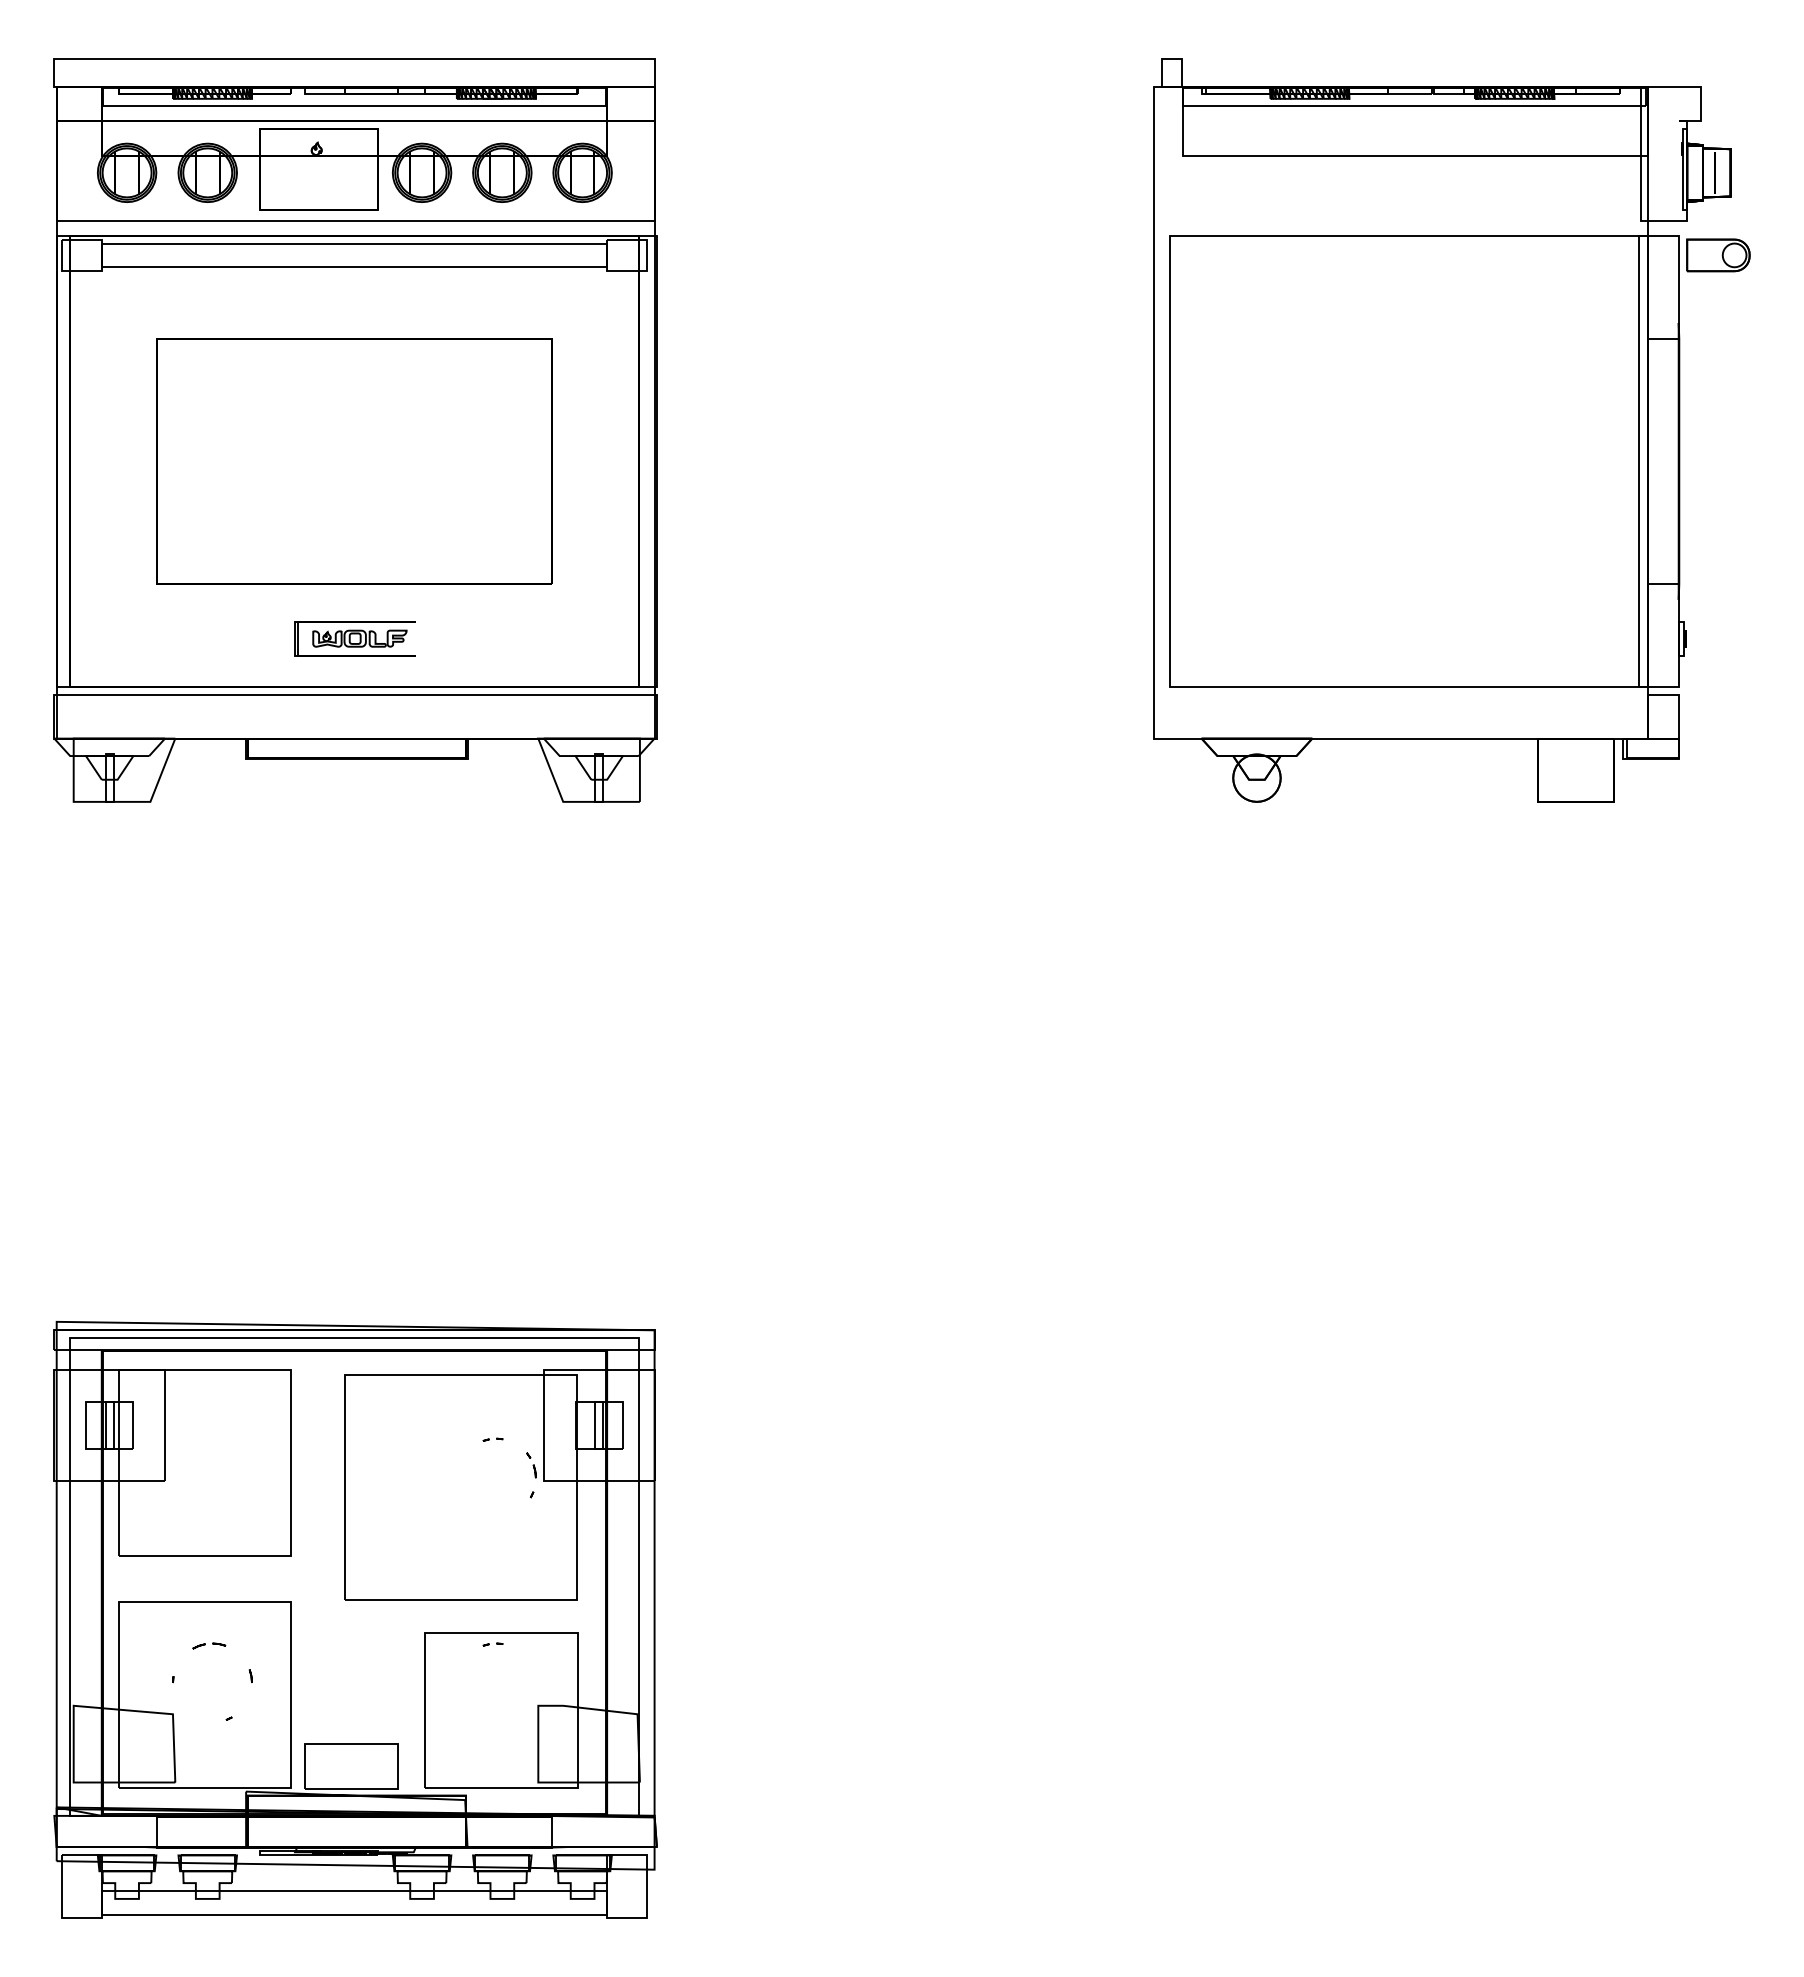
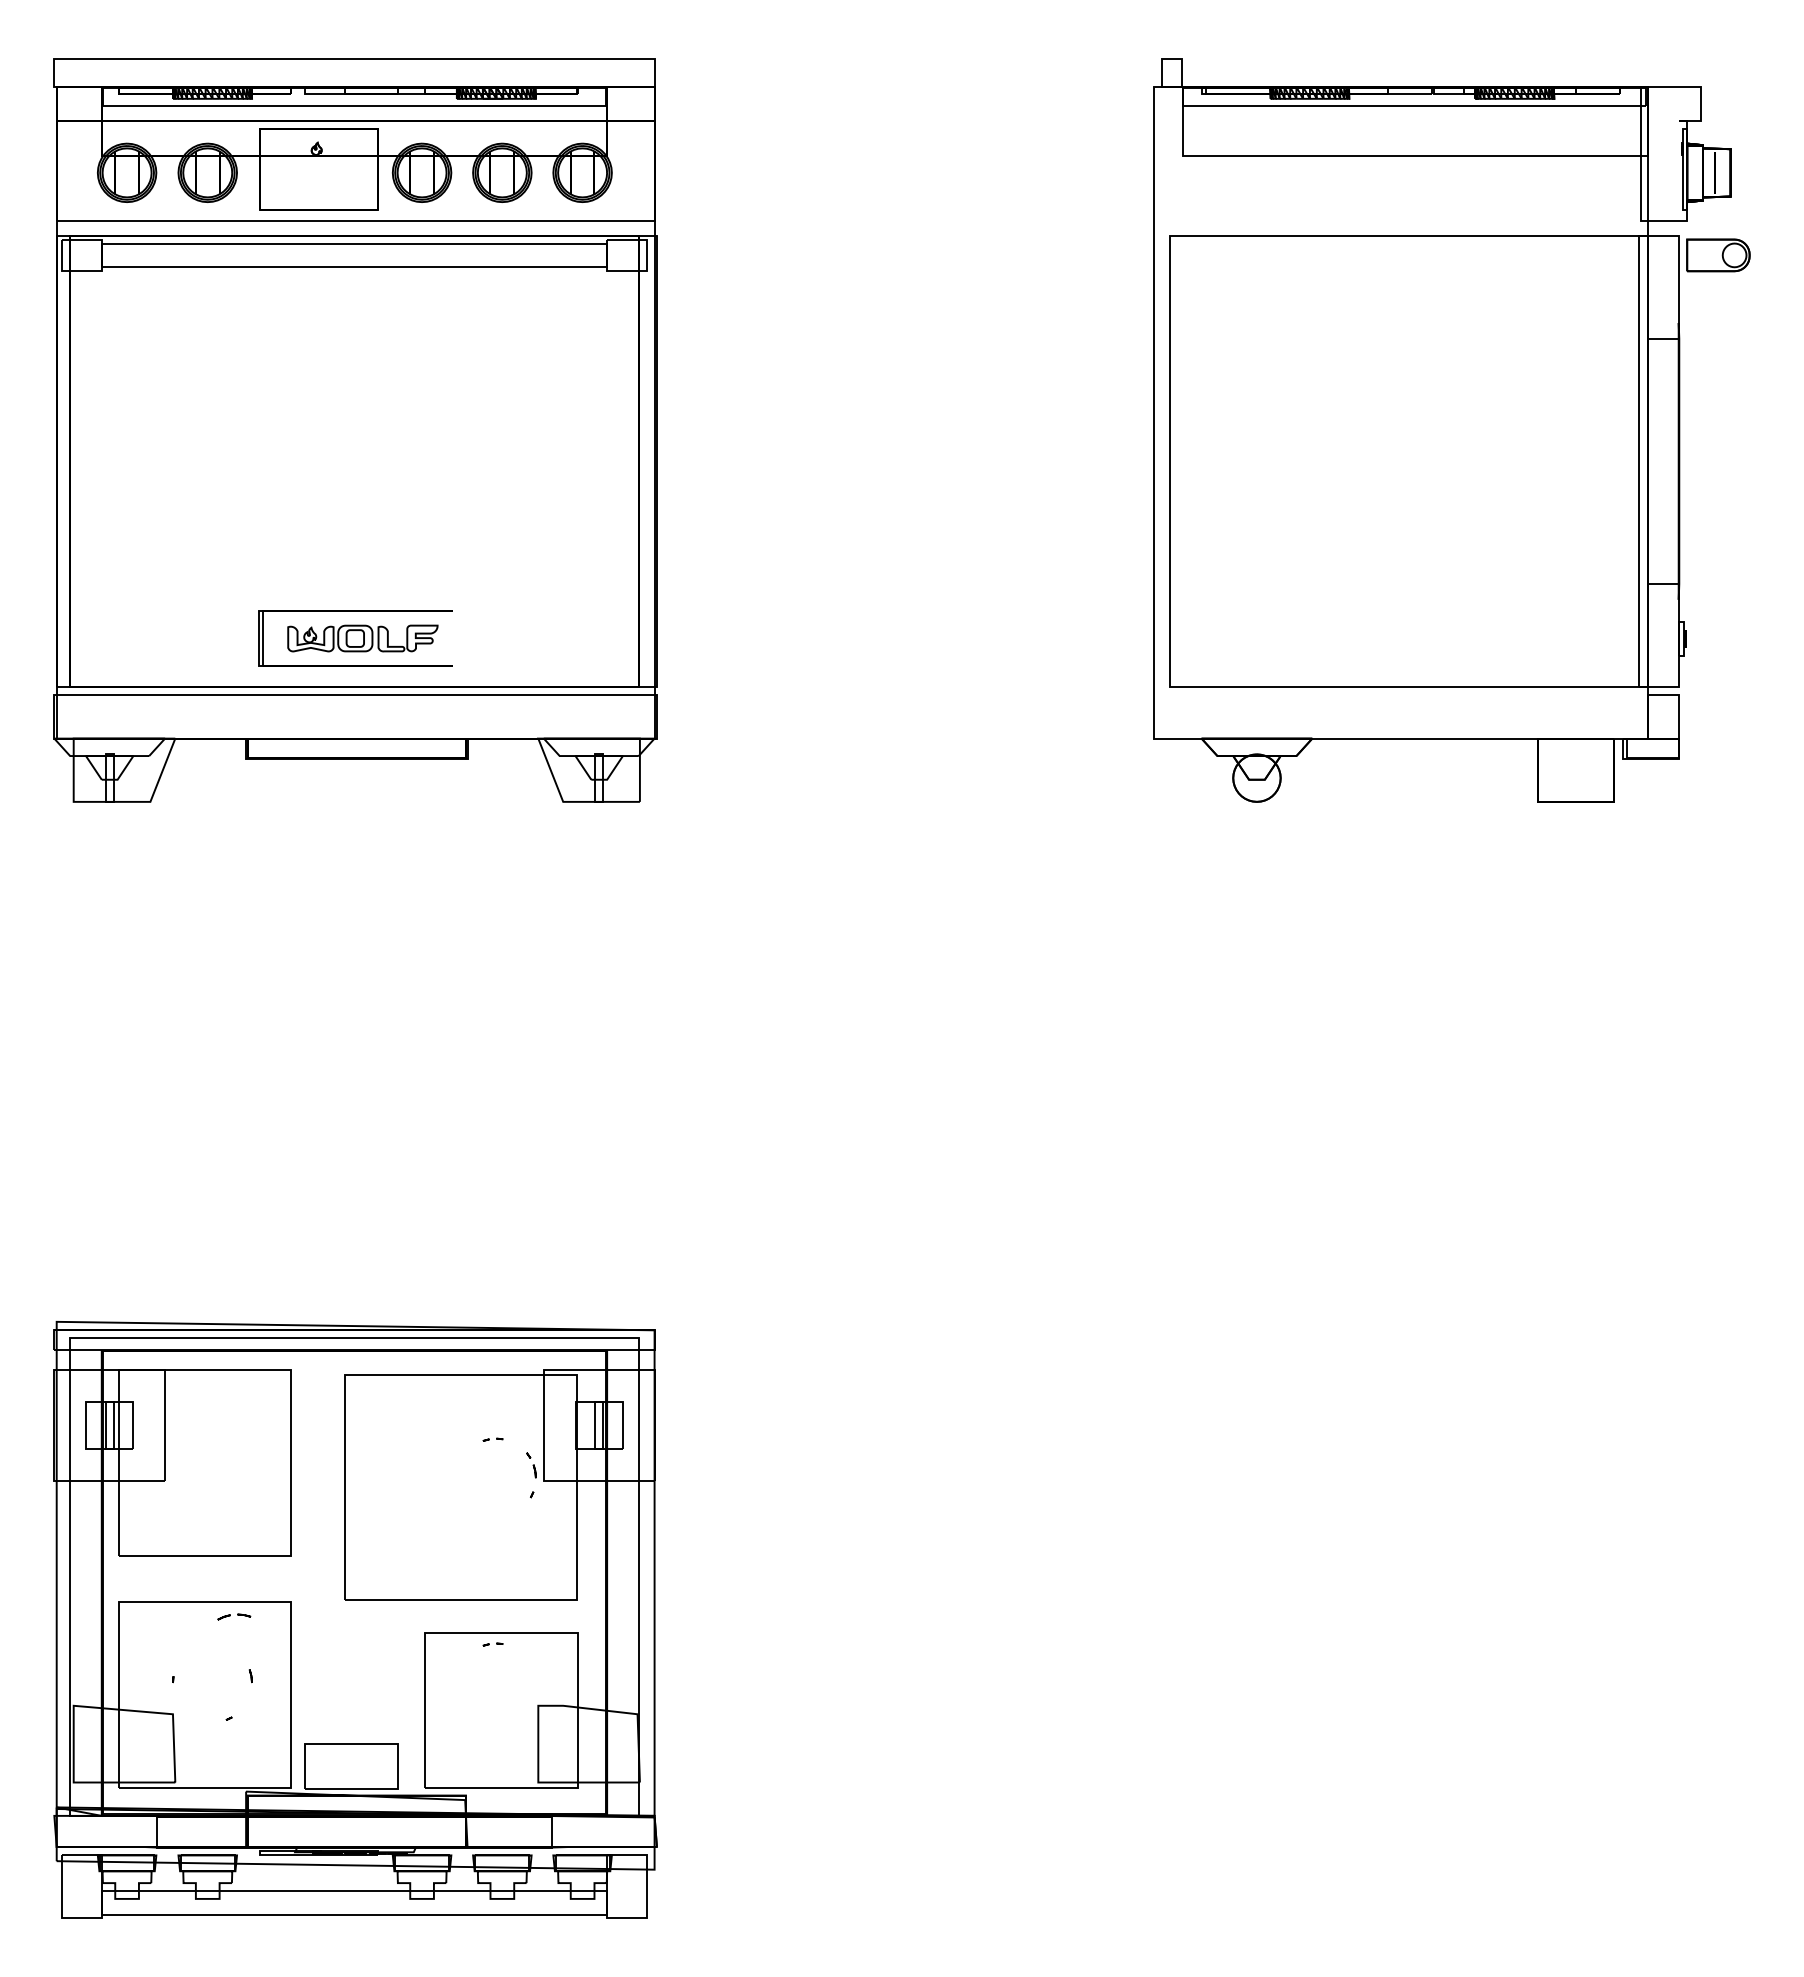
part: present -> none (354, 461)
part size: 122x36 px -> 195x57 px (355, 638)
part position: (209, 1645) -> (234, 1616) (234, 1616)
